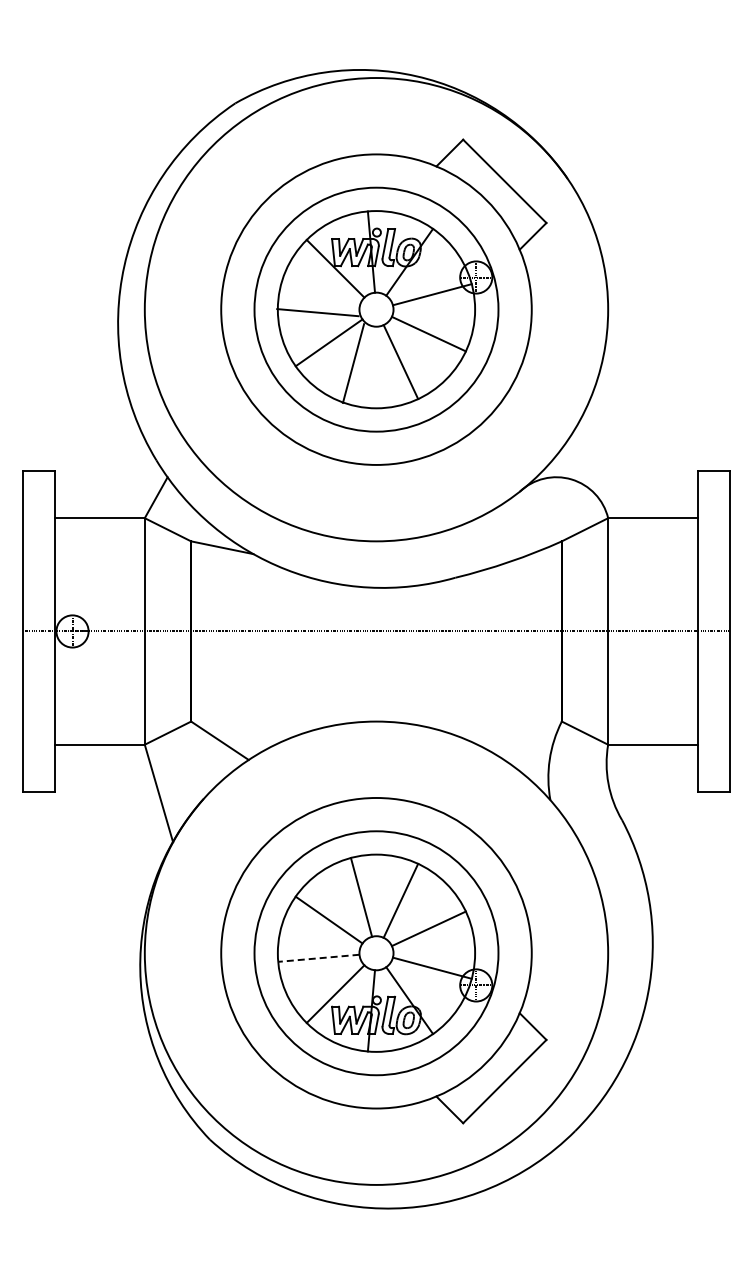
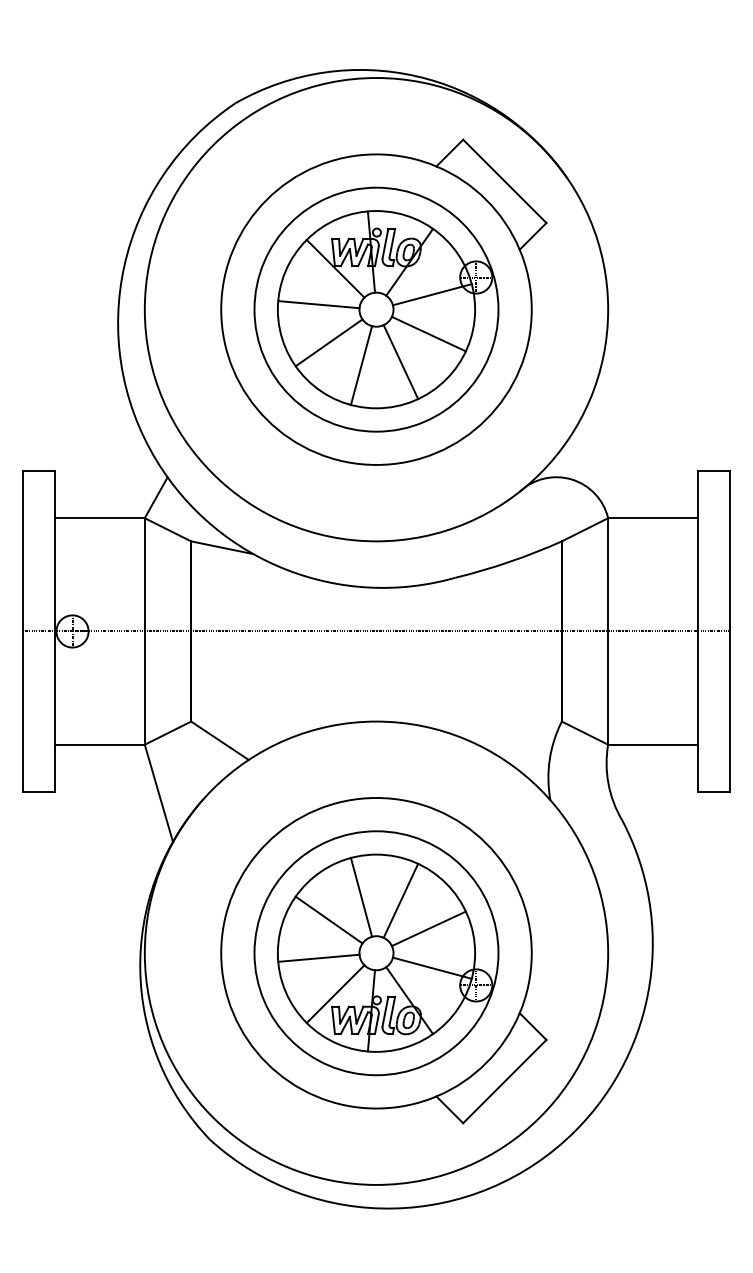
line position: (317, 312) -> (318, 304) (318, 304)
line position: (353, 363) -> (361, 365) (361, 365)
line: dashed -> solid (318, 958)
